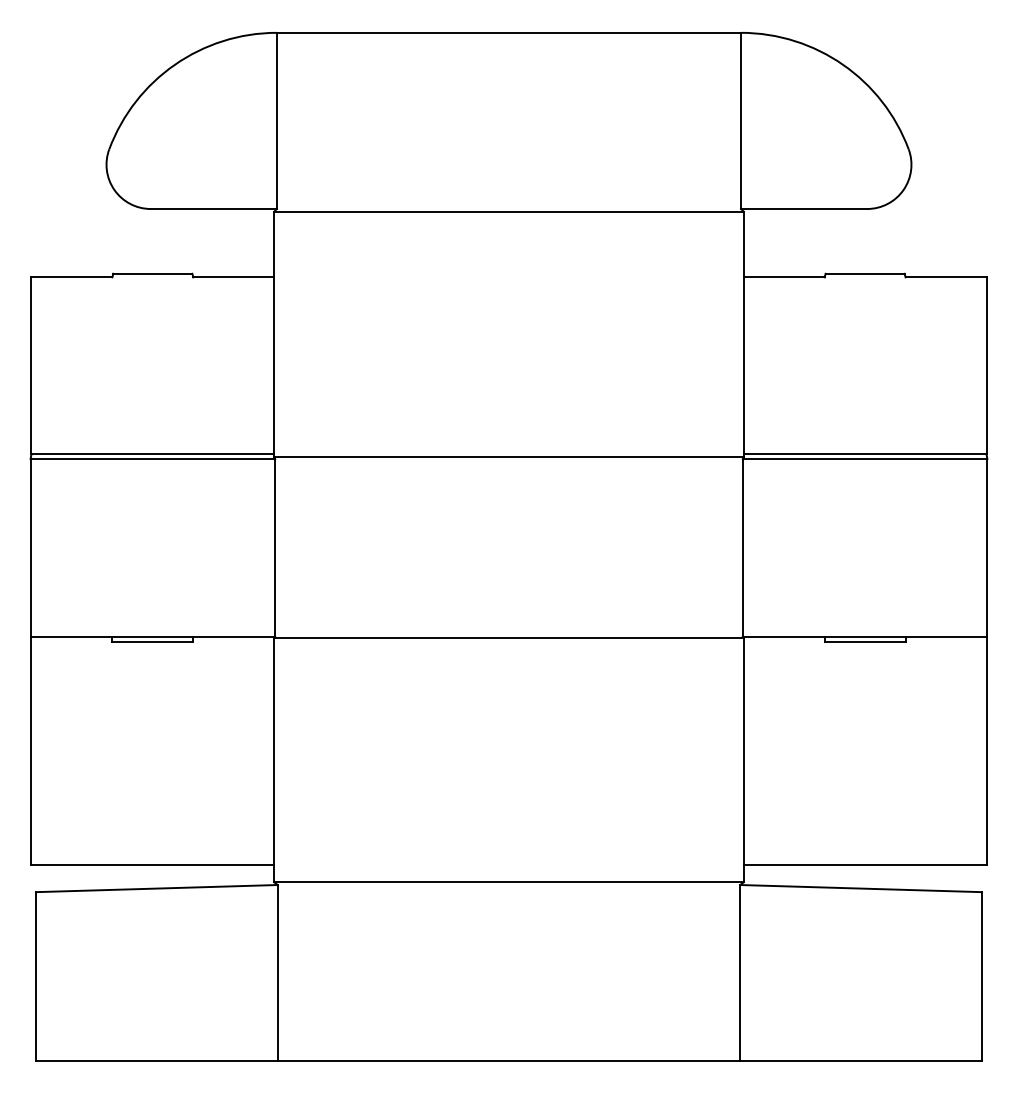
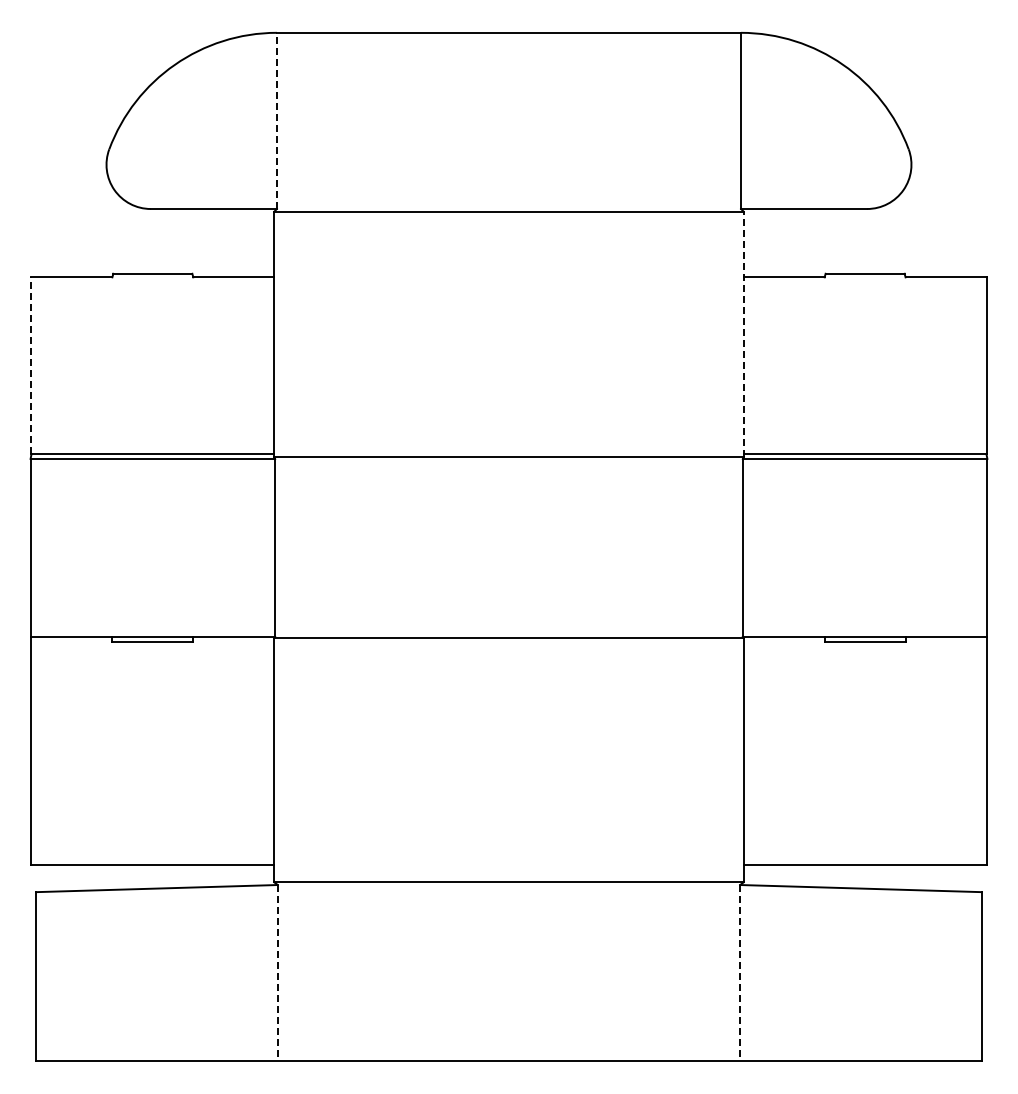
line: solid -> dashed (276, 120)
line: solid -> dashed (743, 334)
line: solid -> dashed (31, 365)
line: solid -> dashed (277, 973)
line: solid -> dashed (740, 973)
